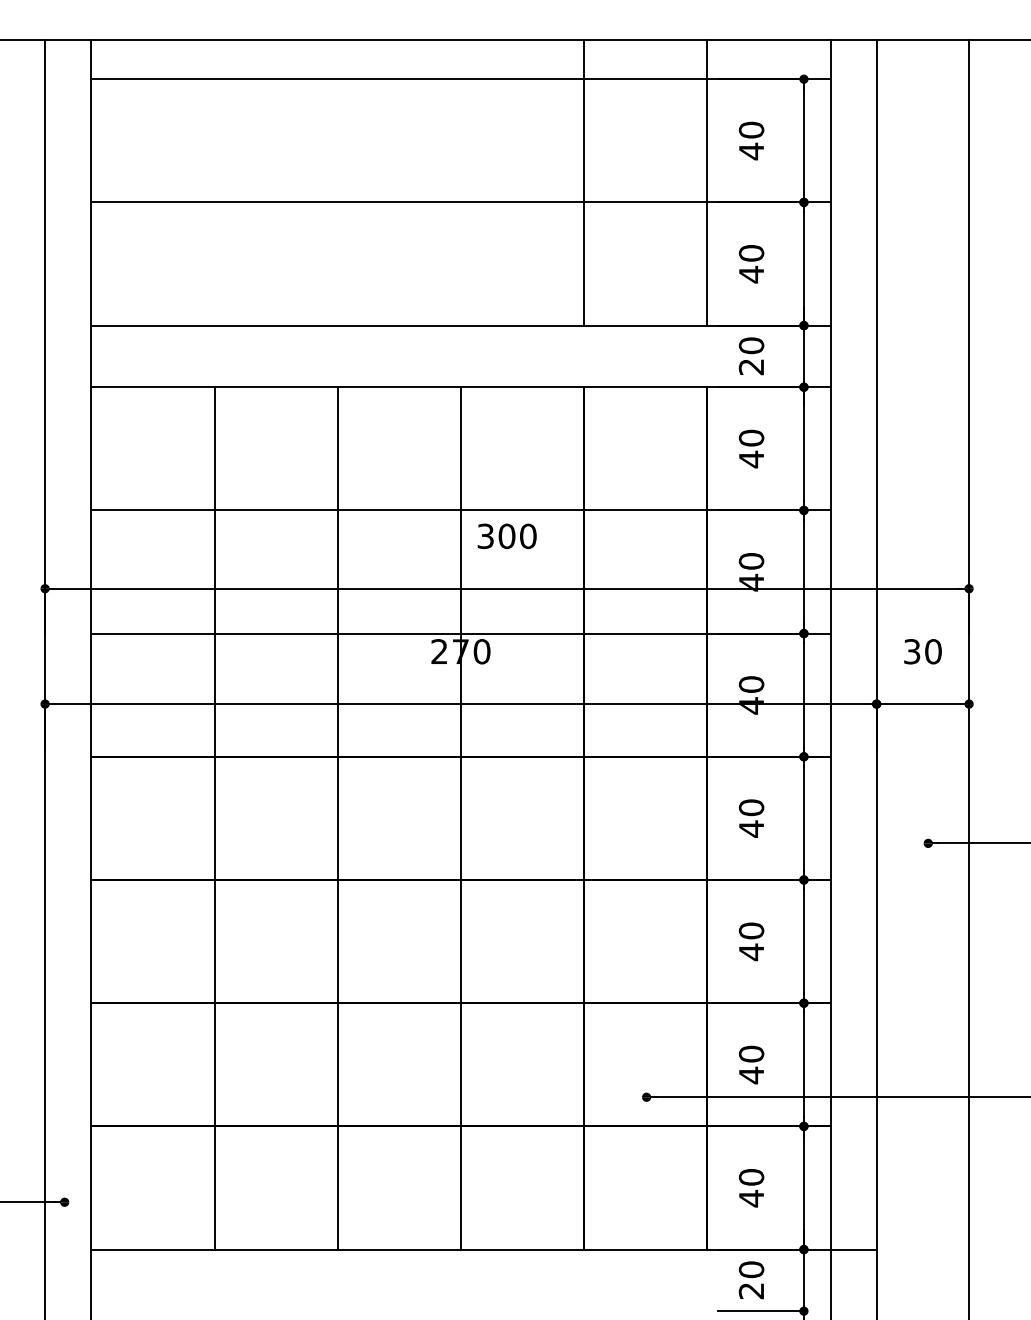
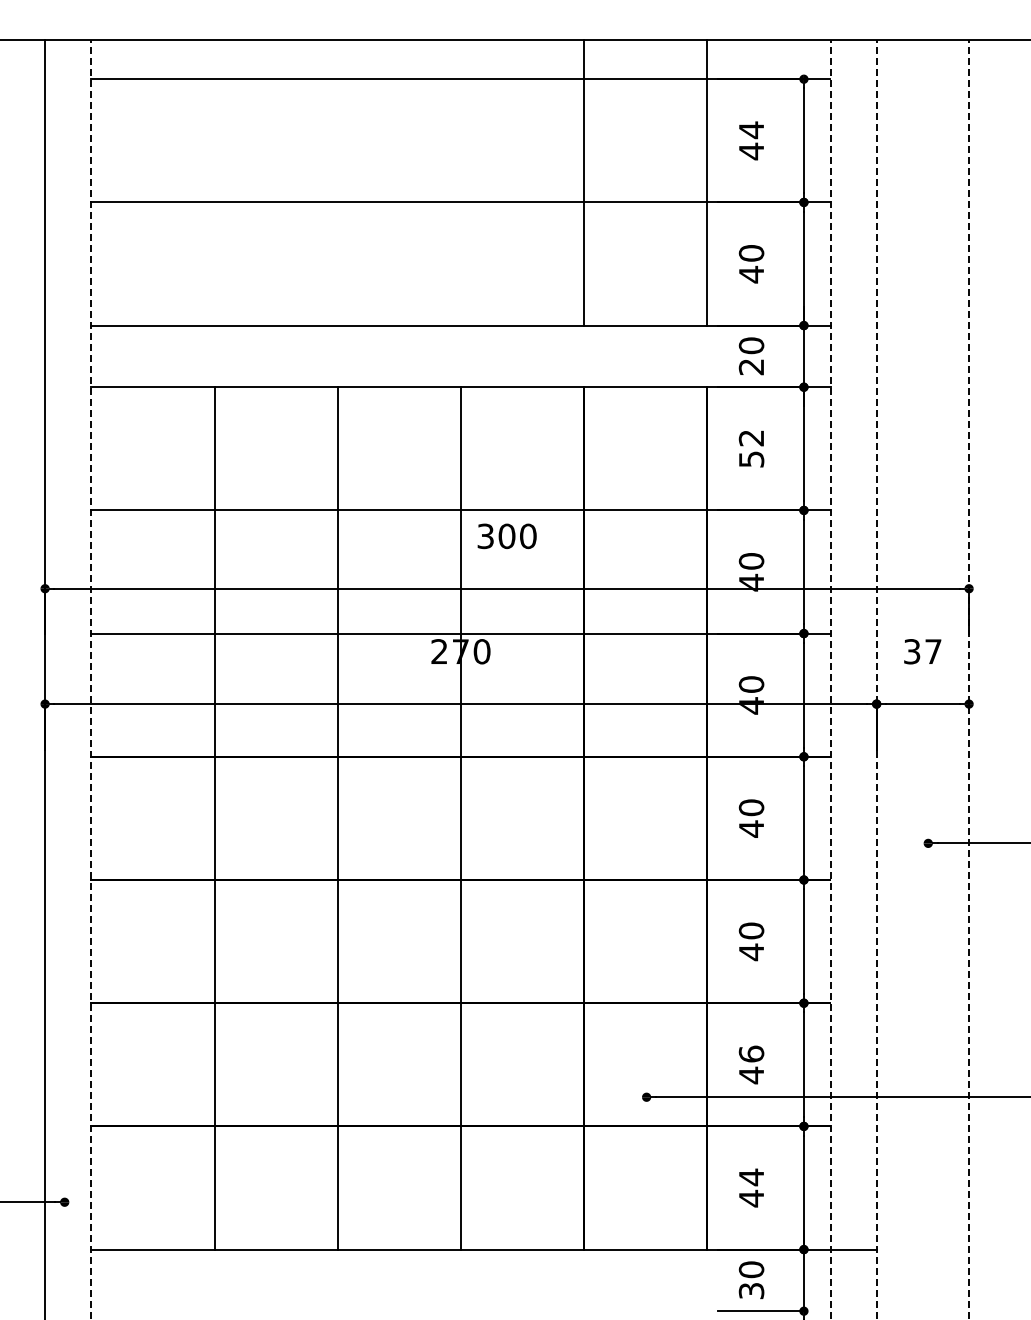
text: 40 -> 44 (751, 130)
text: 40 -> 52 (751, 448)
text: 30 -> 37 (933, 651)
line: solid -> dashed (91, 679)
line: solid -> dashed (830, 679)
line: solid -> dashed (876, 679)
line: solid -> dashed (969, 679)
text: 40 -> 46 (750, 1053)
text: 40 -> 44 (751, 1177)
text: 20 -> 30 (751, 1291)
